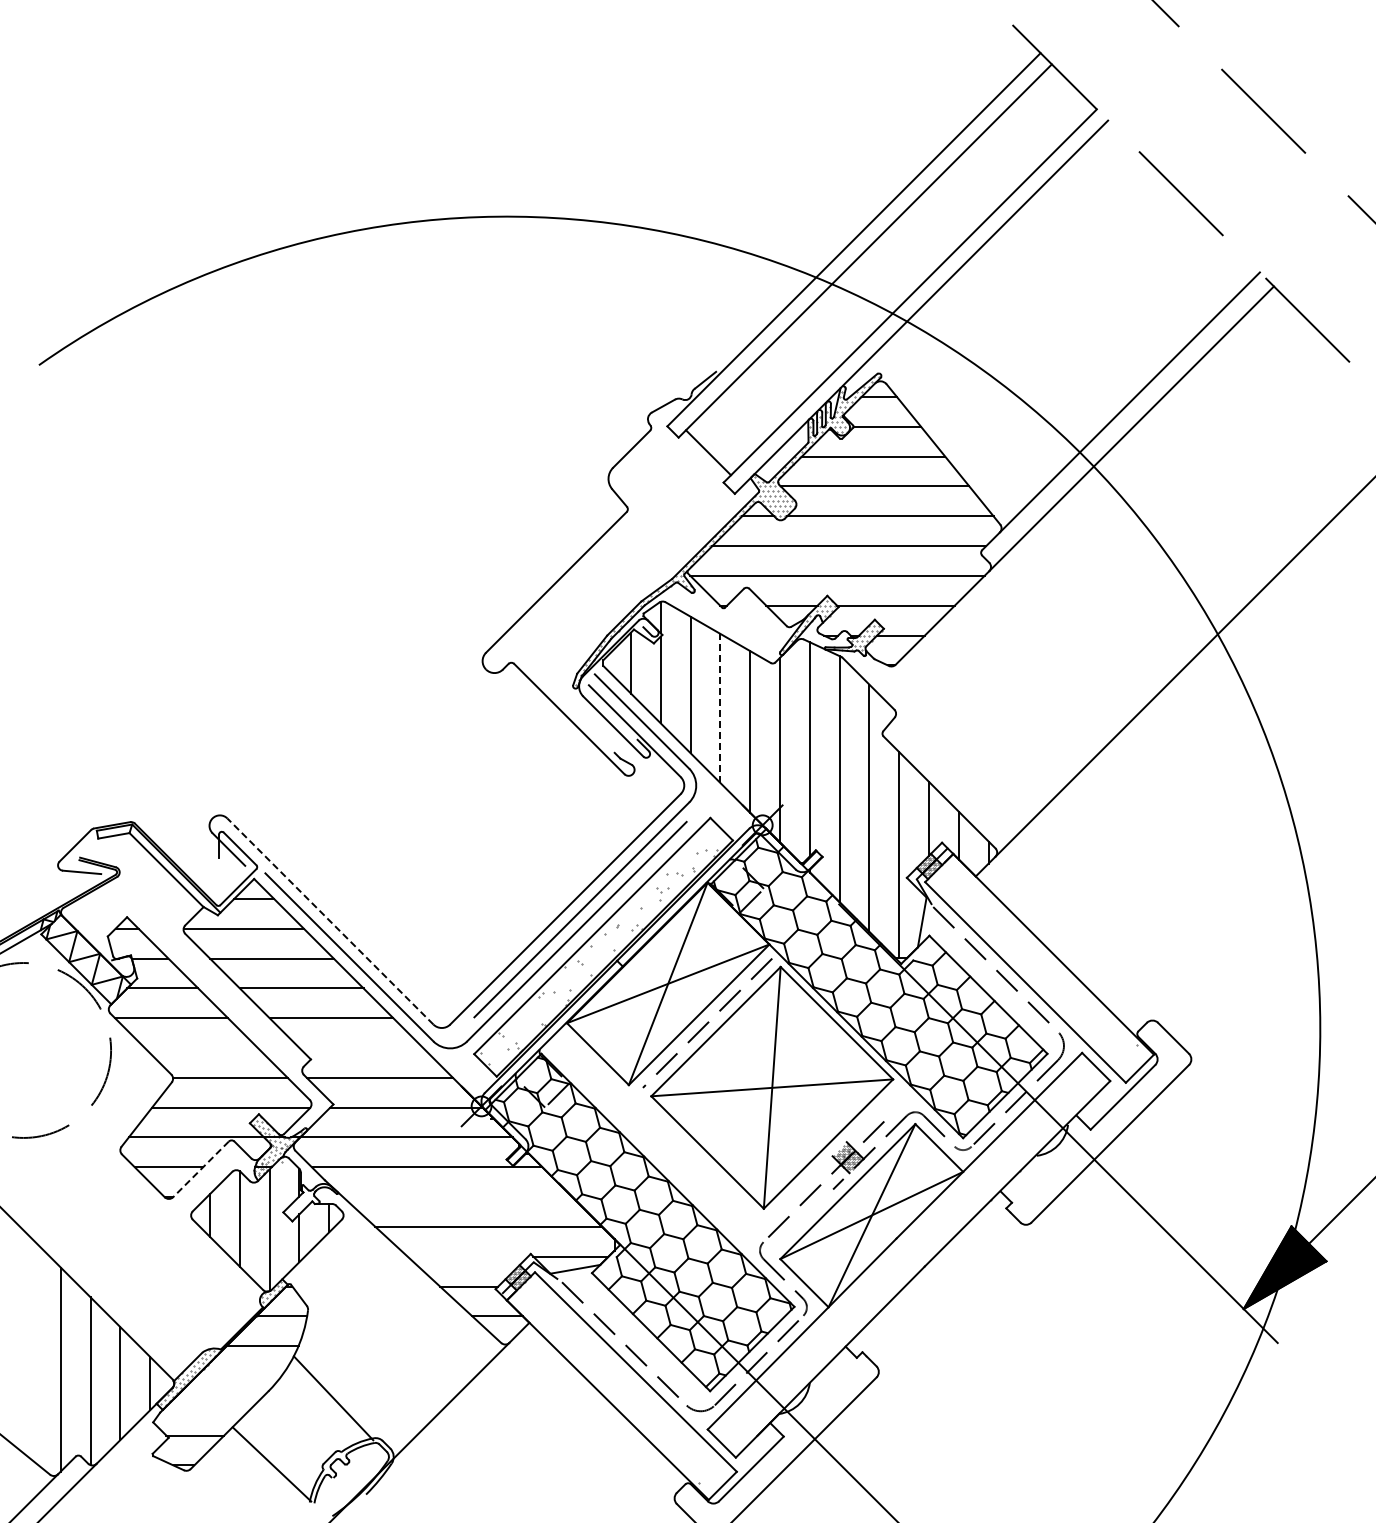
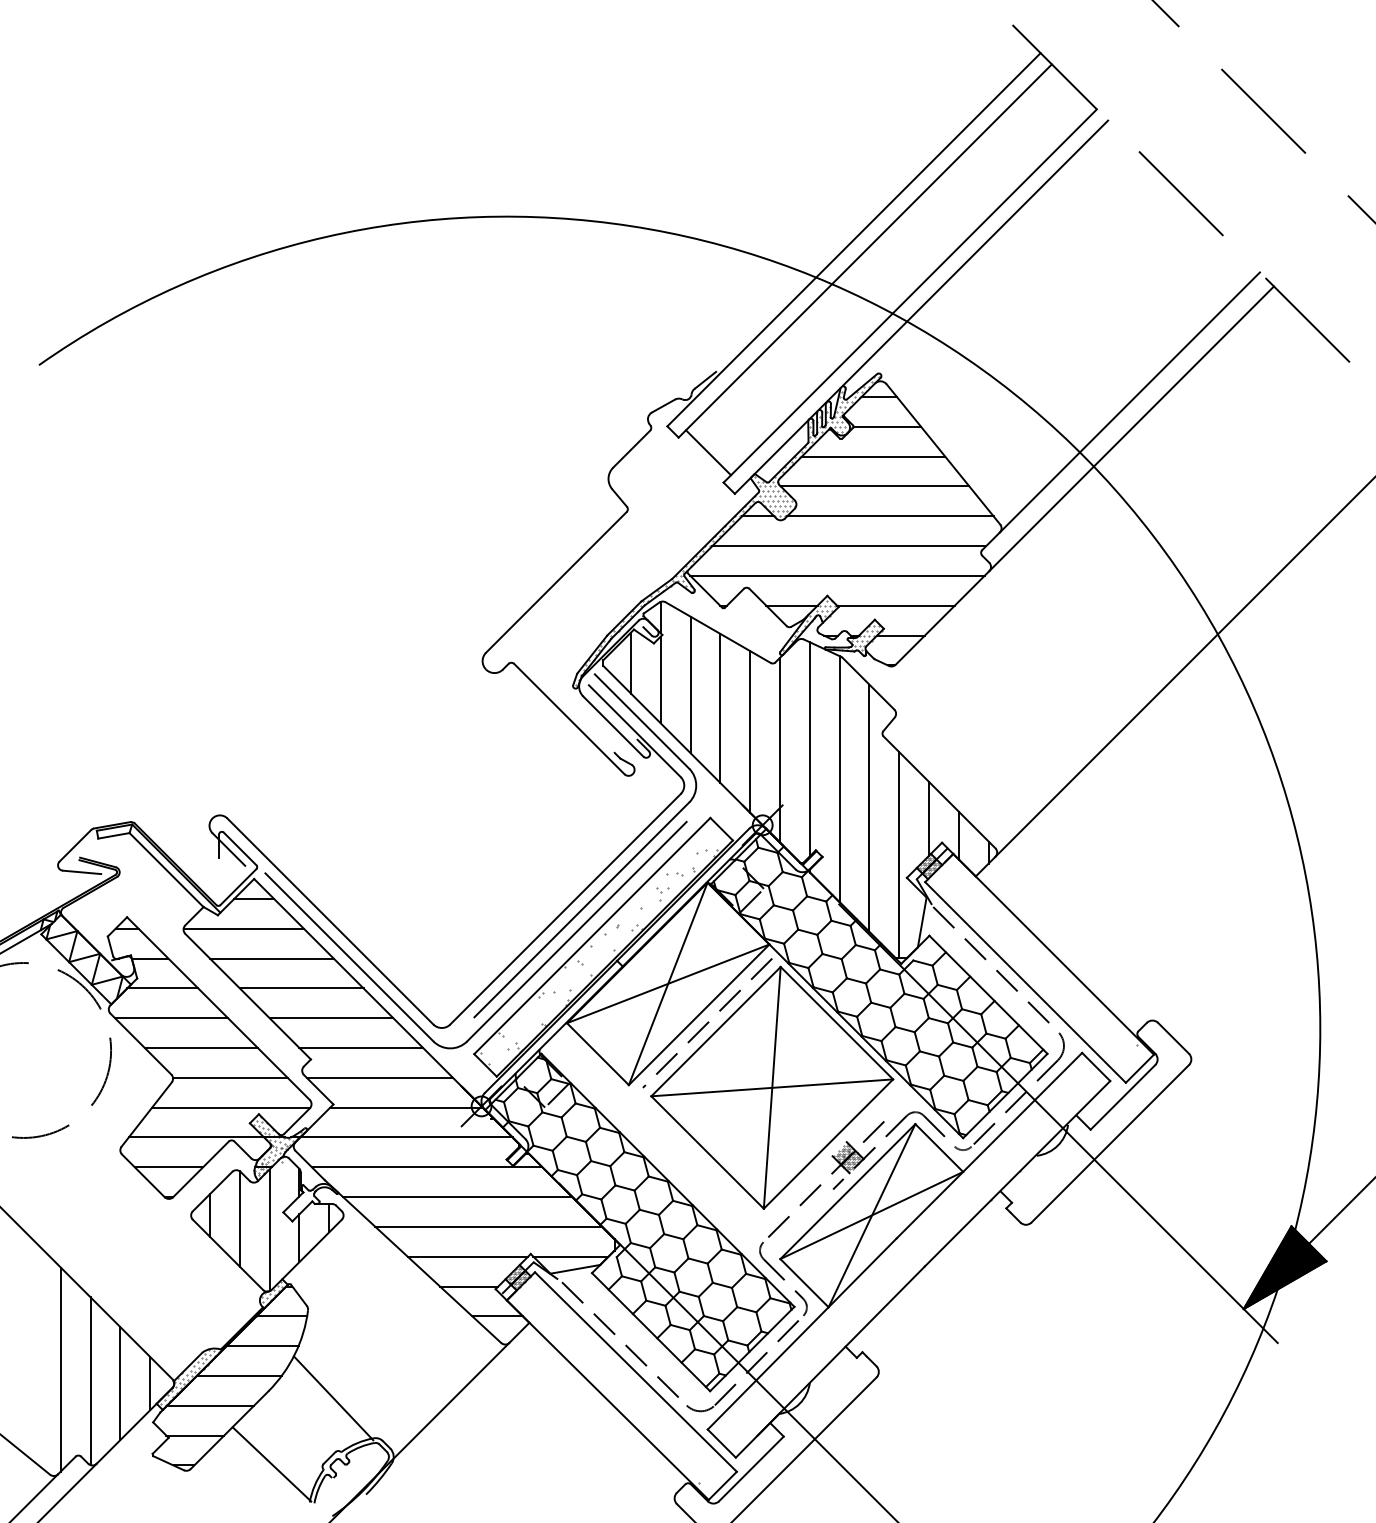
line: dashed -> solid (720, 708)
line: dashed -> solid (330, 921)
line: none -> present (200, 1047)
line: none -> present (361, 1047)
line: dashed -> solid (200, 1169)
line: none -> present (457, 1197)
line: none -> present (467, 1256)
line: none -> present (238, 1375)
line: none -> present (210, 1405)
